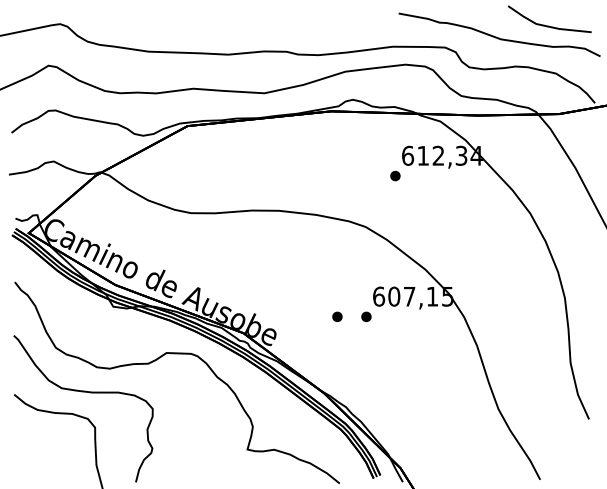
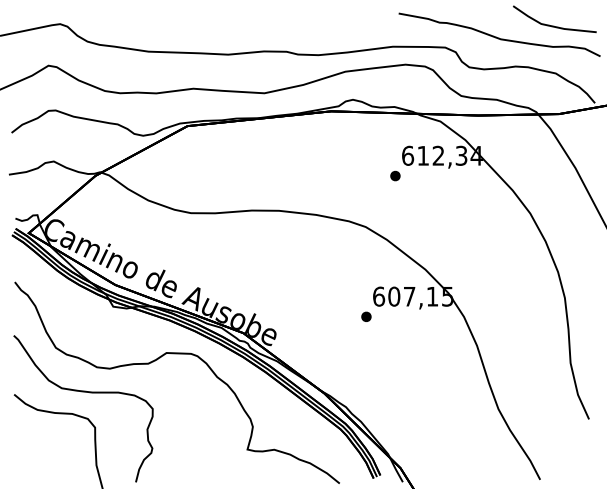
line position: (549, 25) -> (554, 25) (554, 25)
part: present -> none (337, 316)
